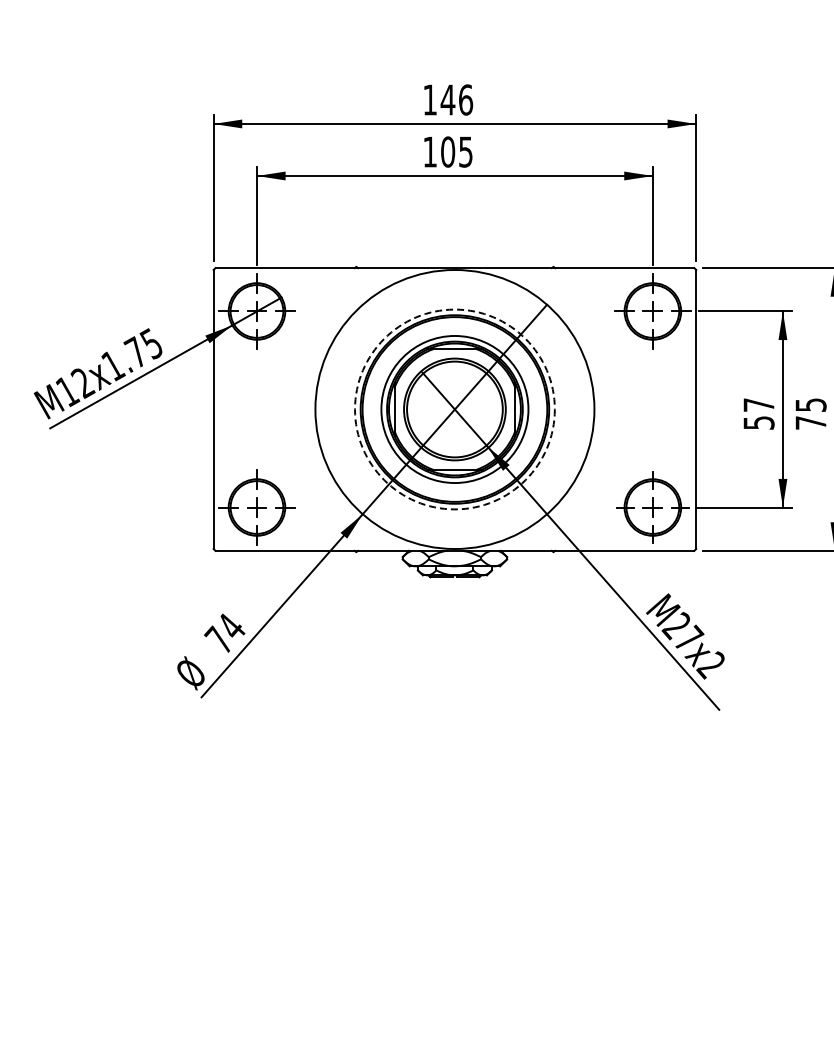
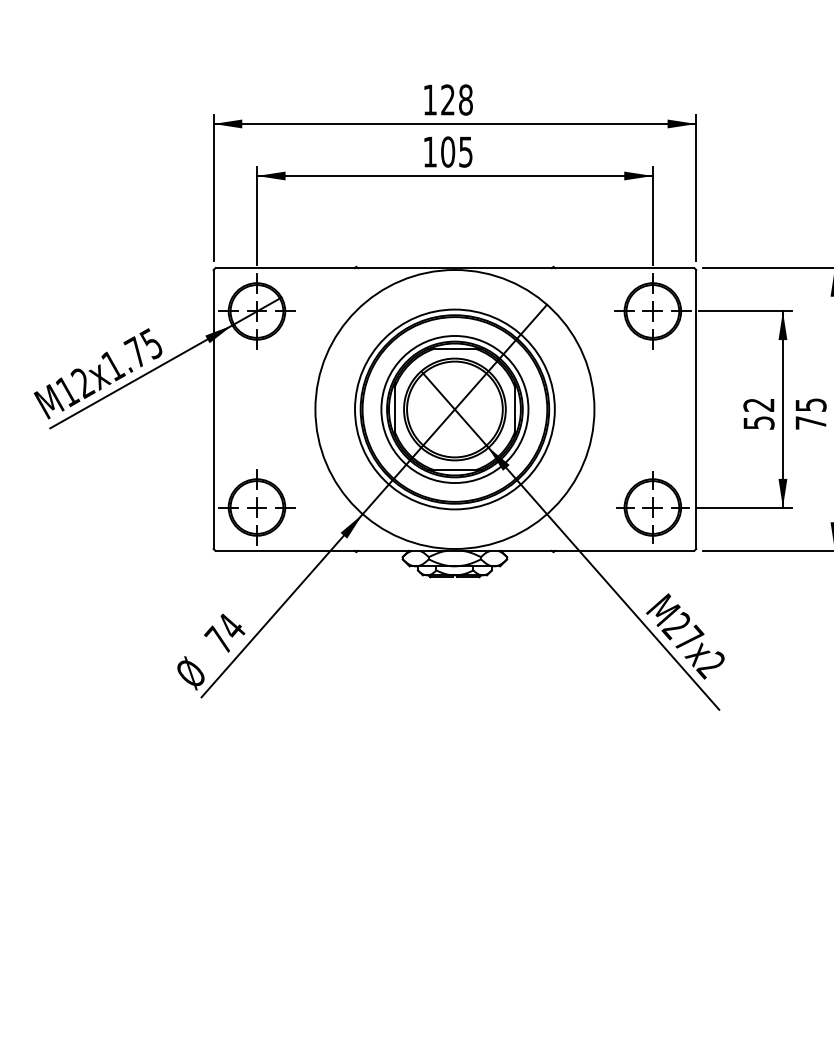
text: 146 -> 128 (456, 99)
text: 57 -> 52 (758, 404)
circle: dashed -> solid (454, 409)
